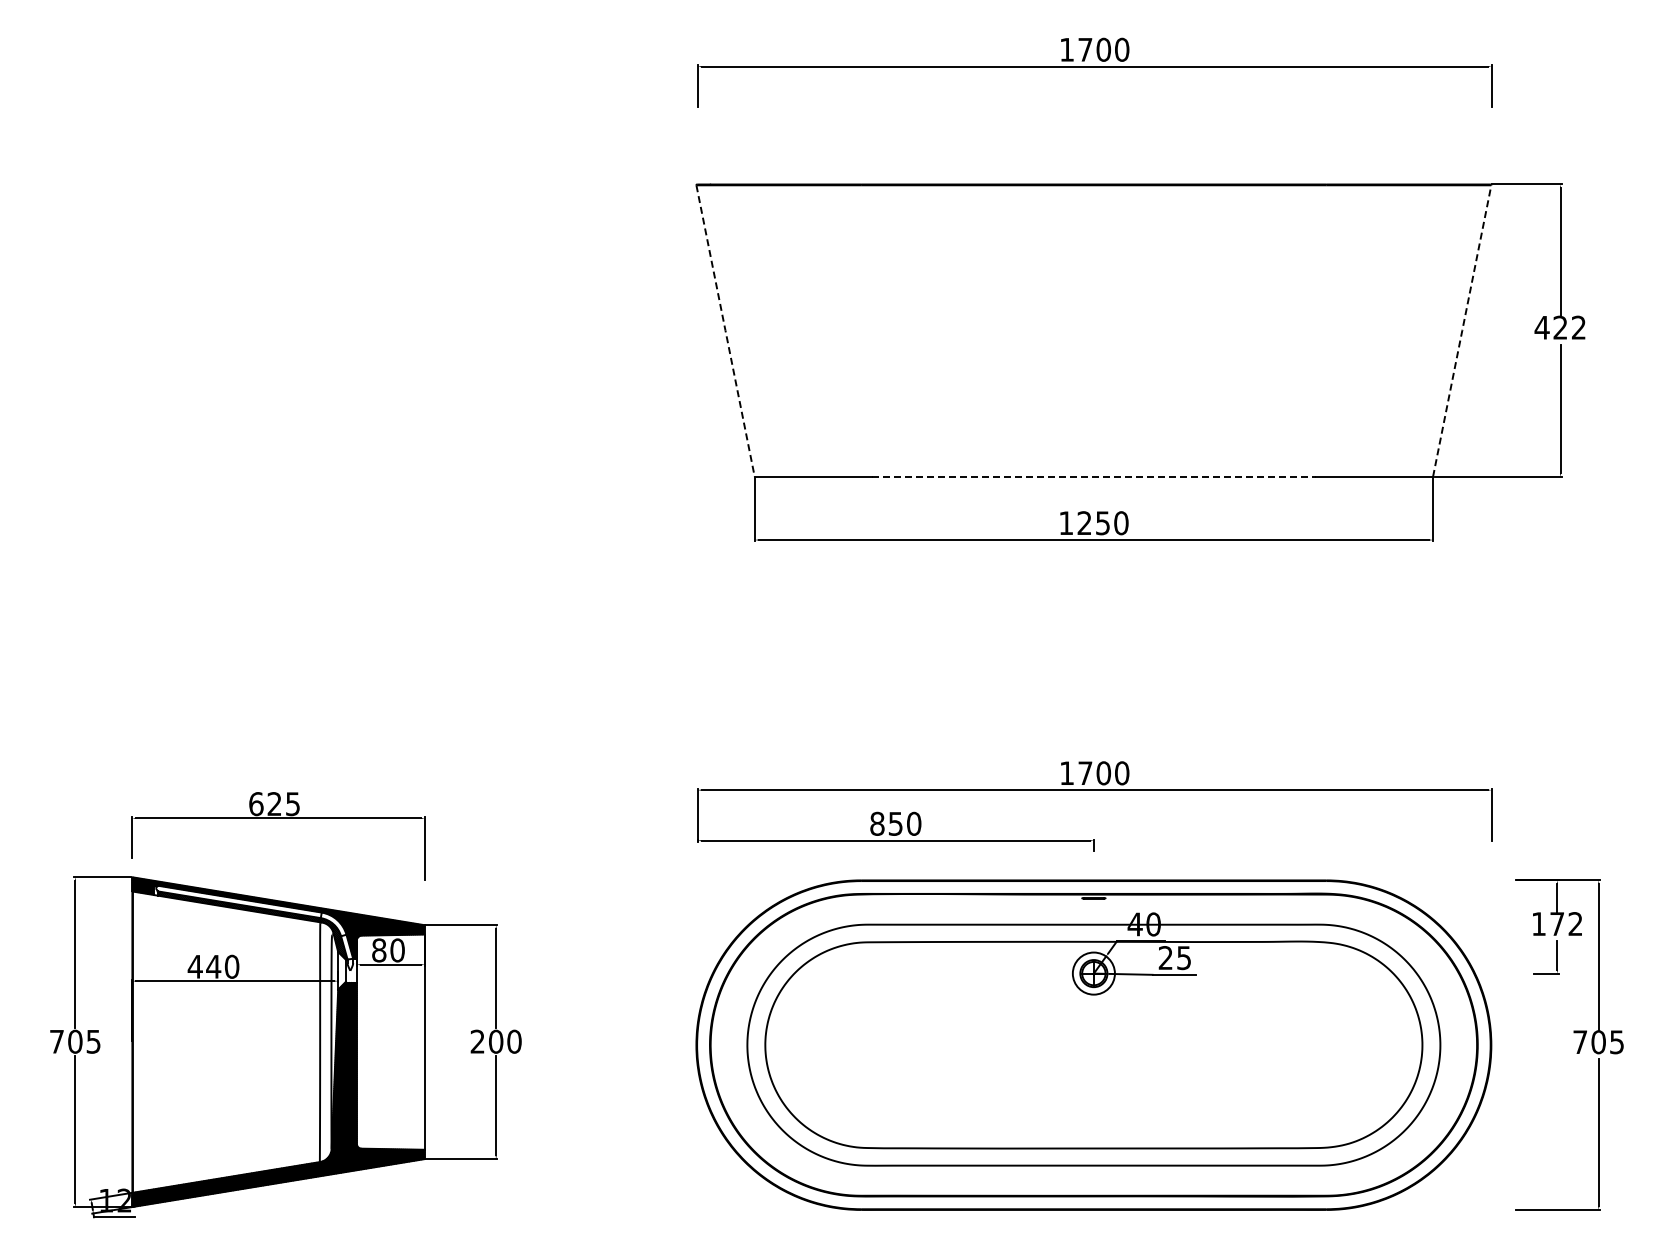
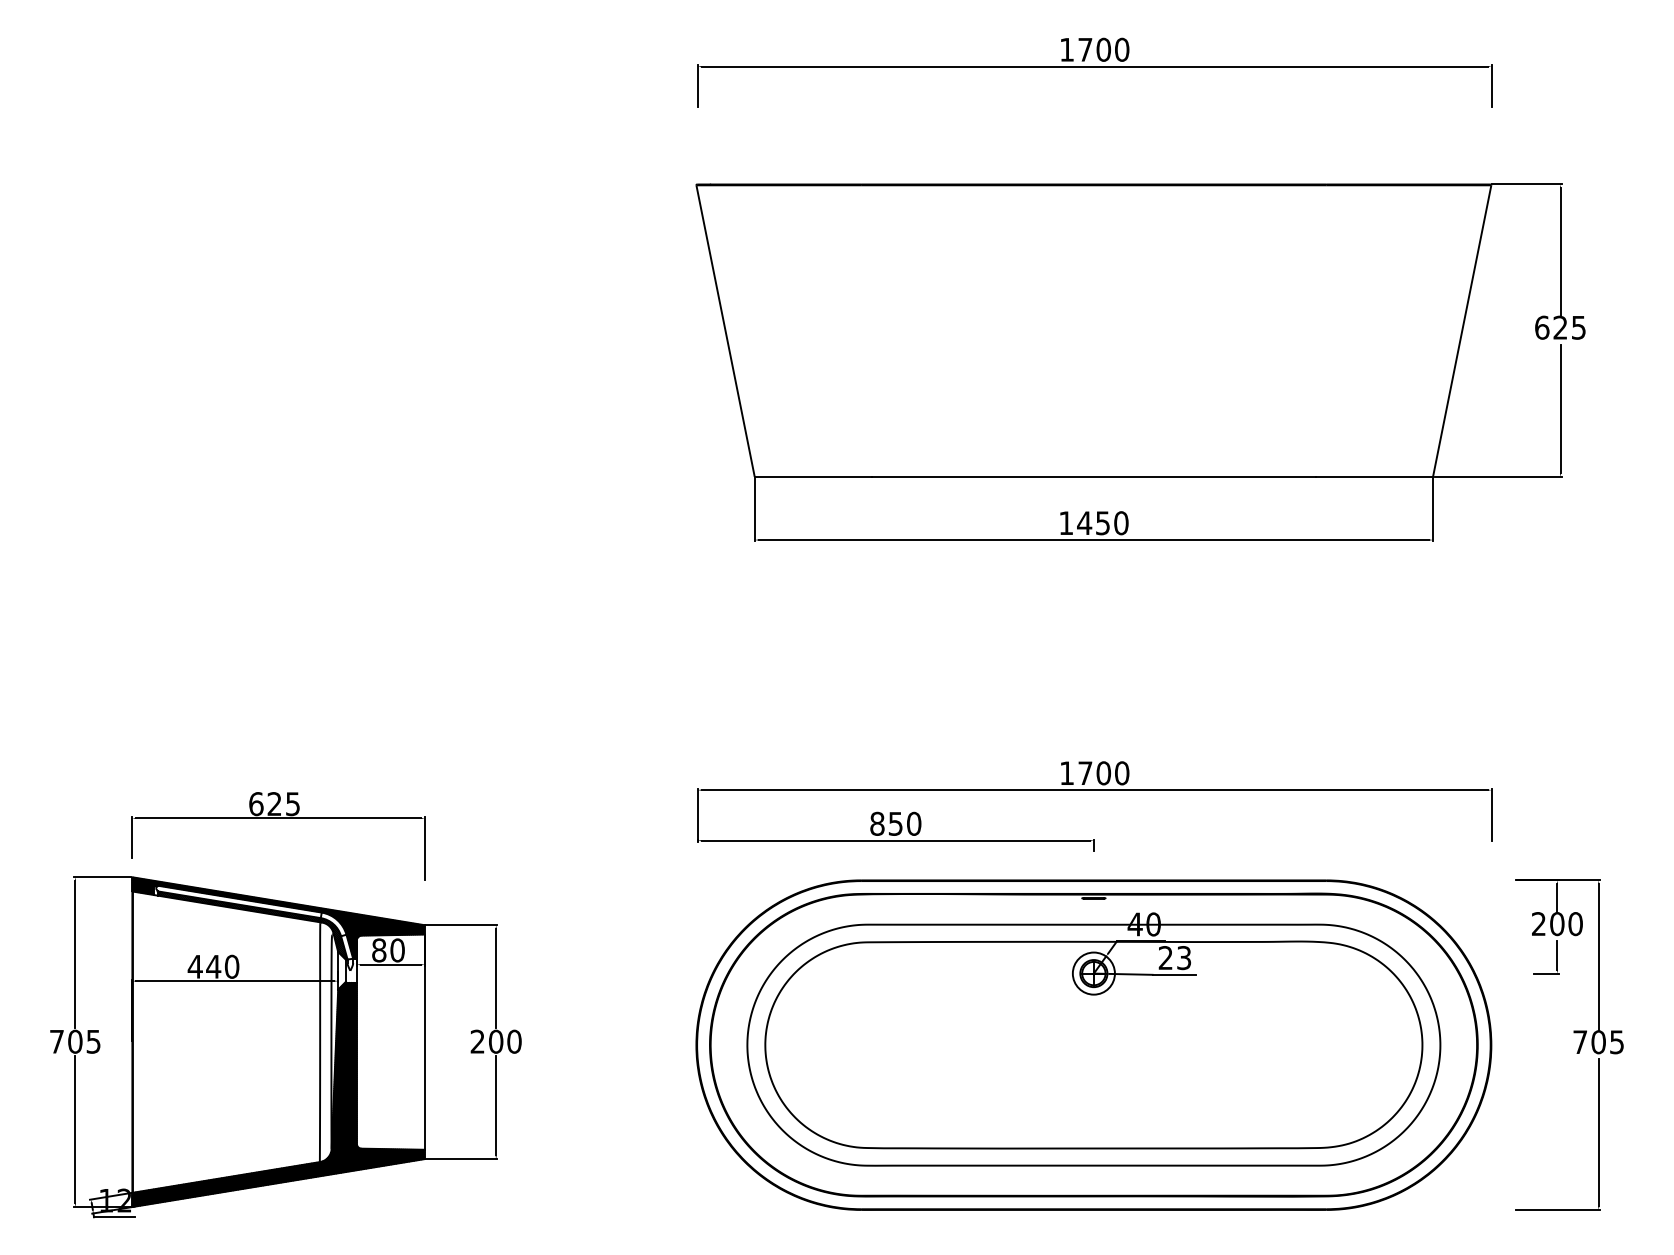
text: 422 -> 625 (1559, 327)
line: dashed -> solid (725, 330)
line: dashed -> solid (1462, 330)
line: dashed -> solid (1094, 476)
text: 1250 -> 1450 (1084, 522)
text: 172 -> 200 (1557, 924)
text: 25 -> 23 (1184, 957)
